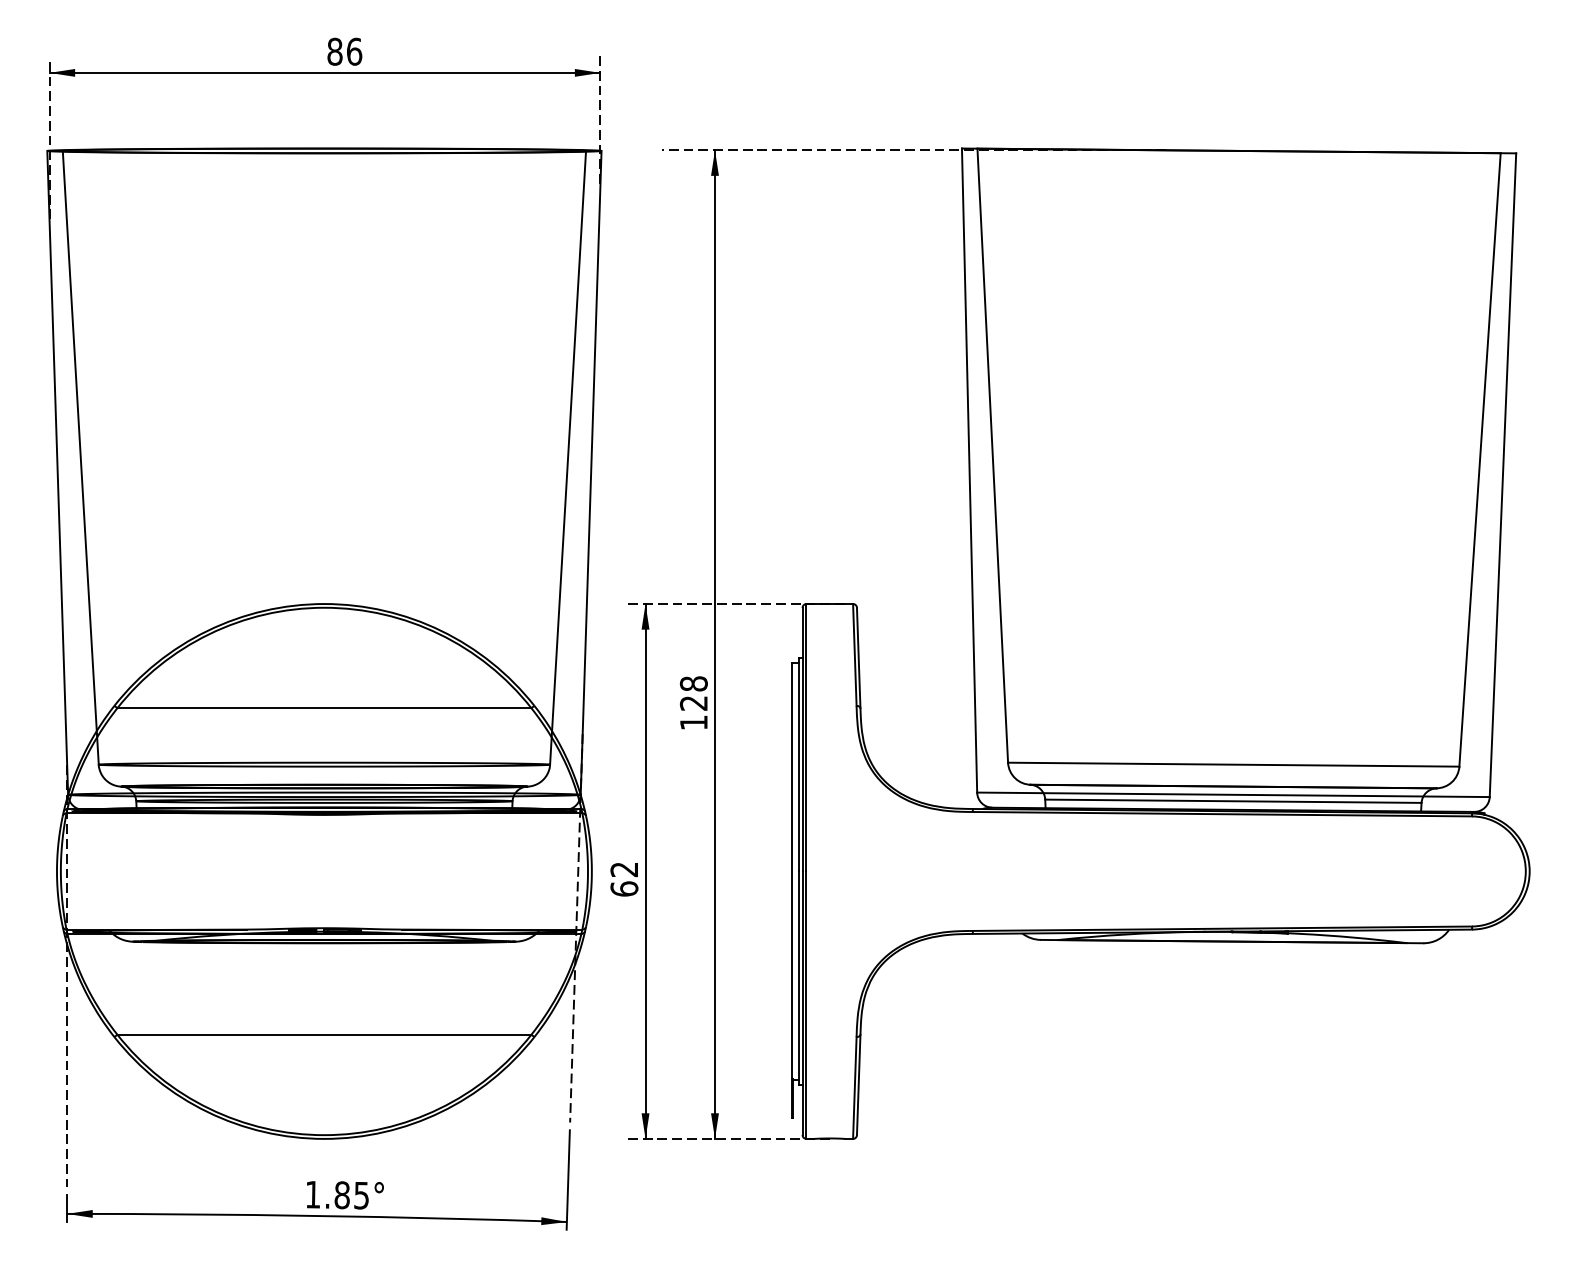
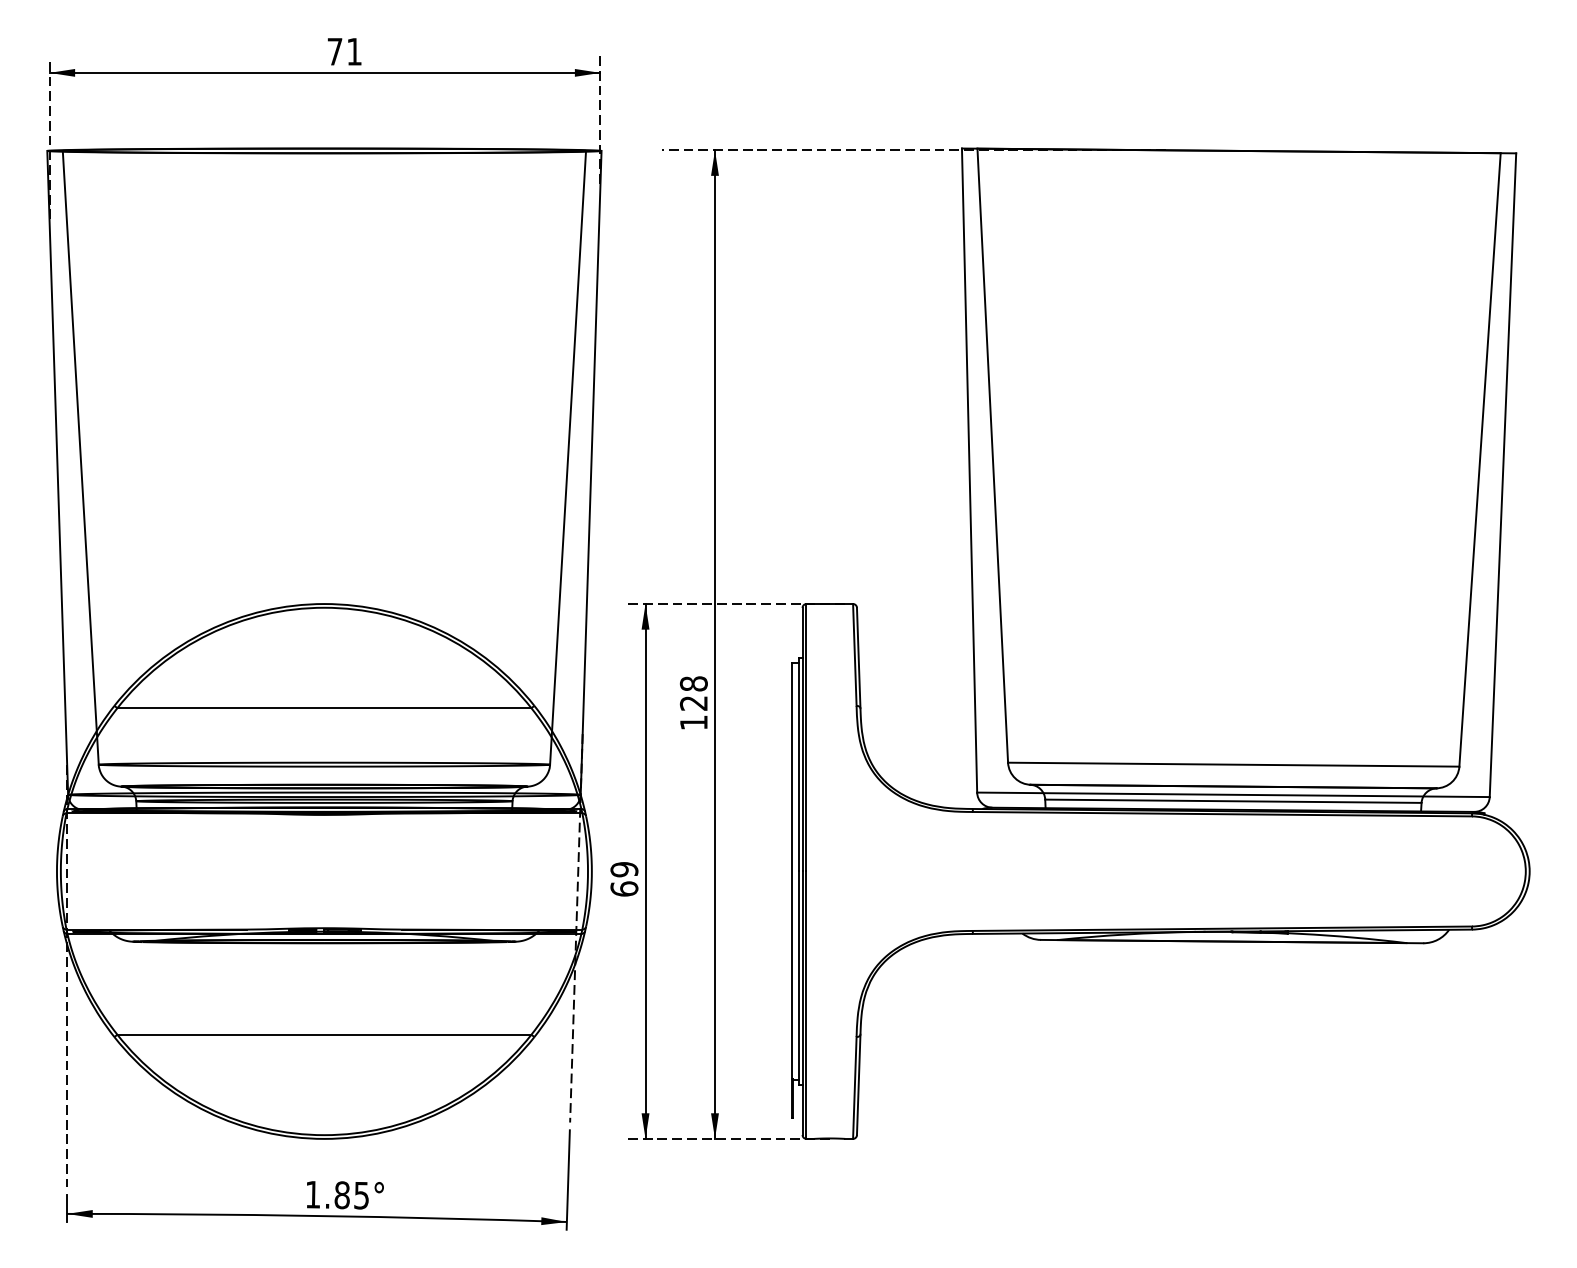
text: 86 -> 71 (344, 51)
text: 62 -> 69 (624, 869)
